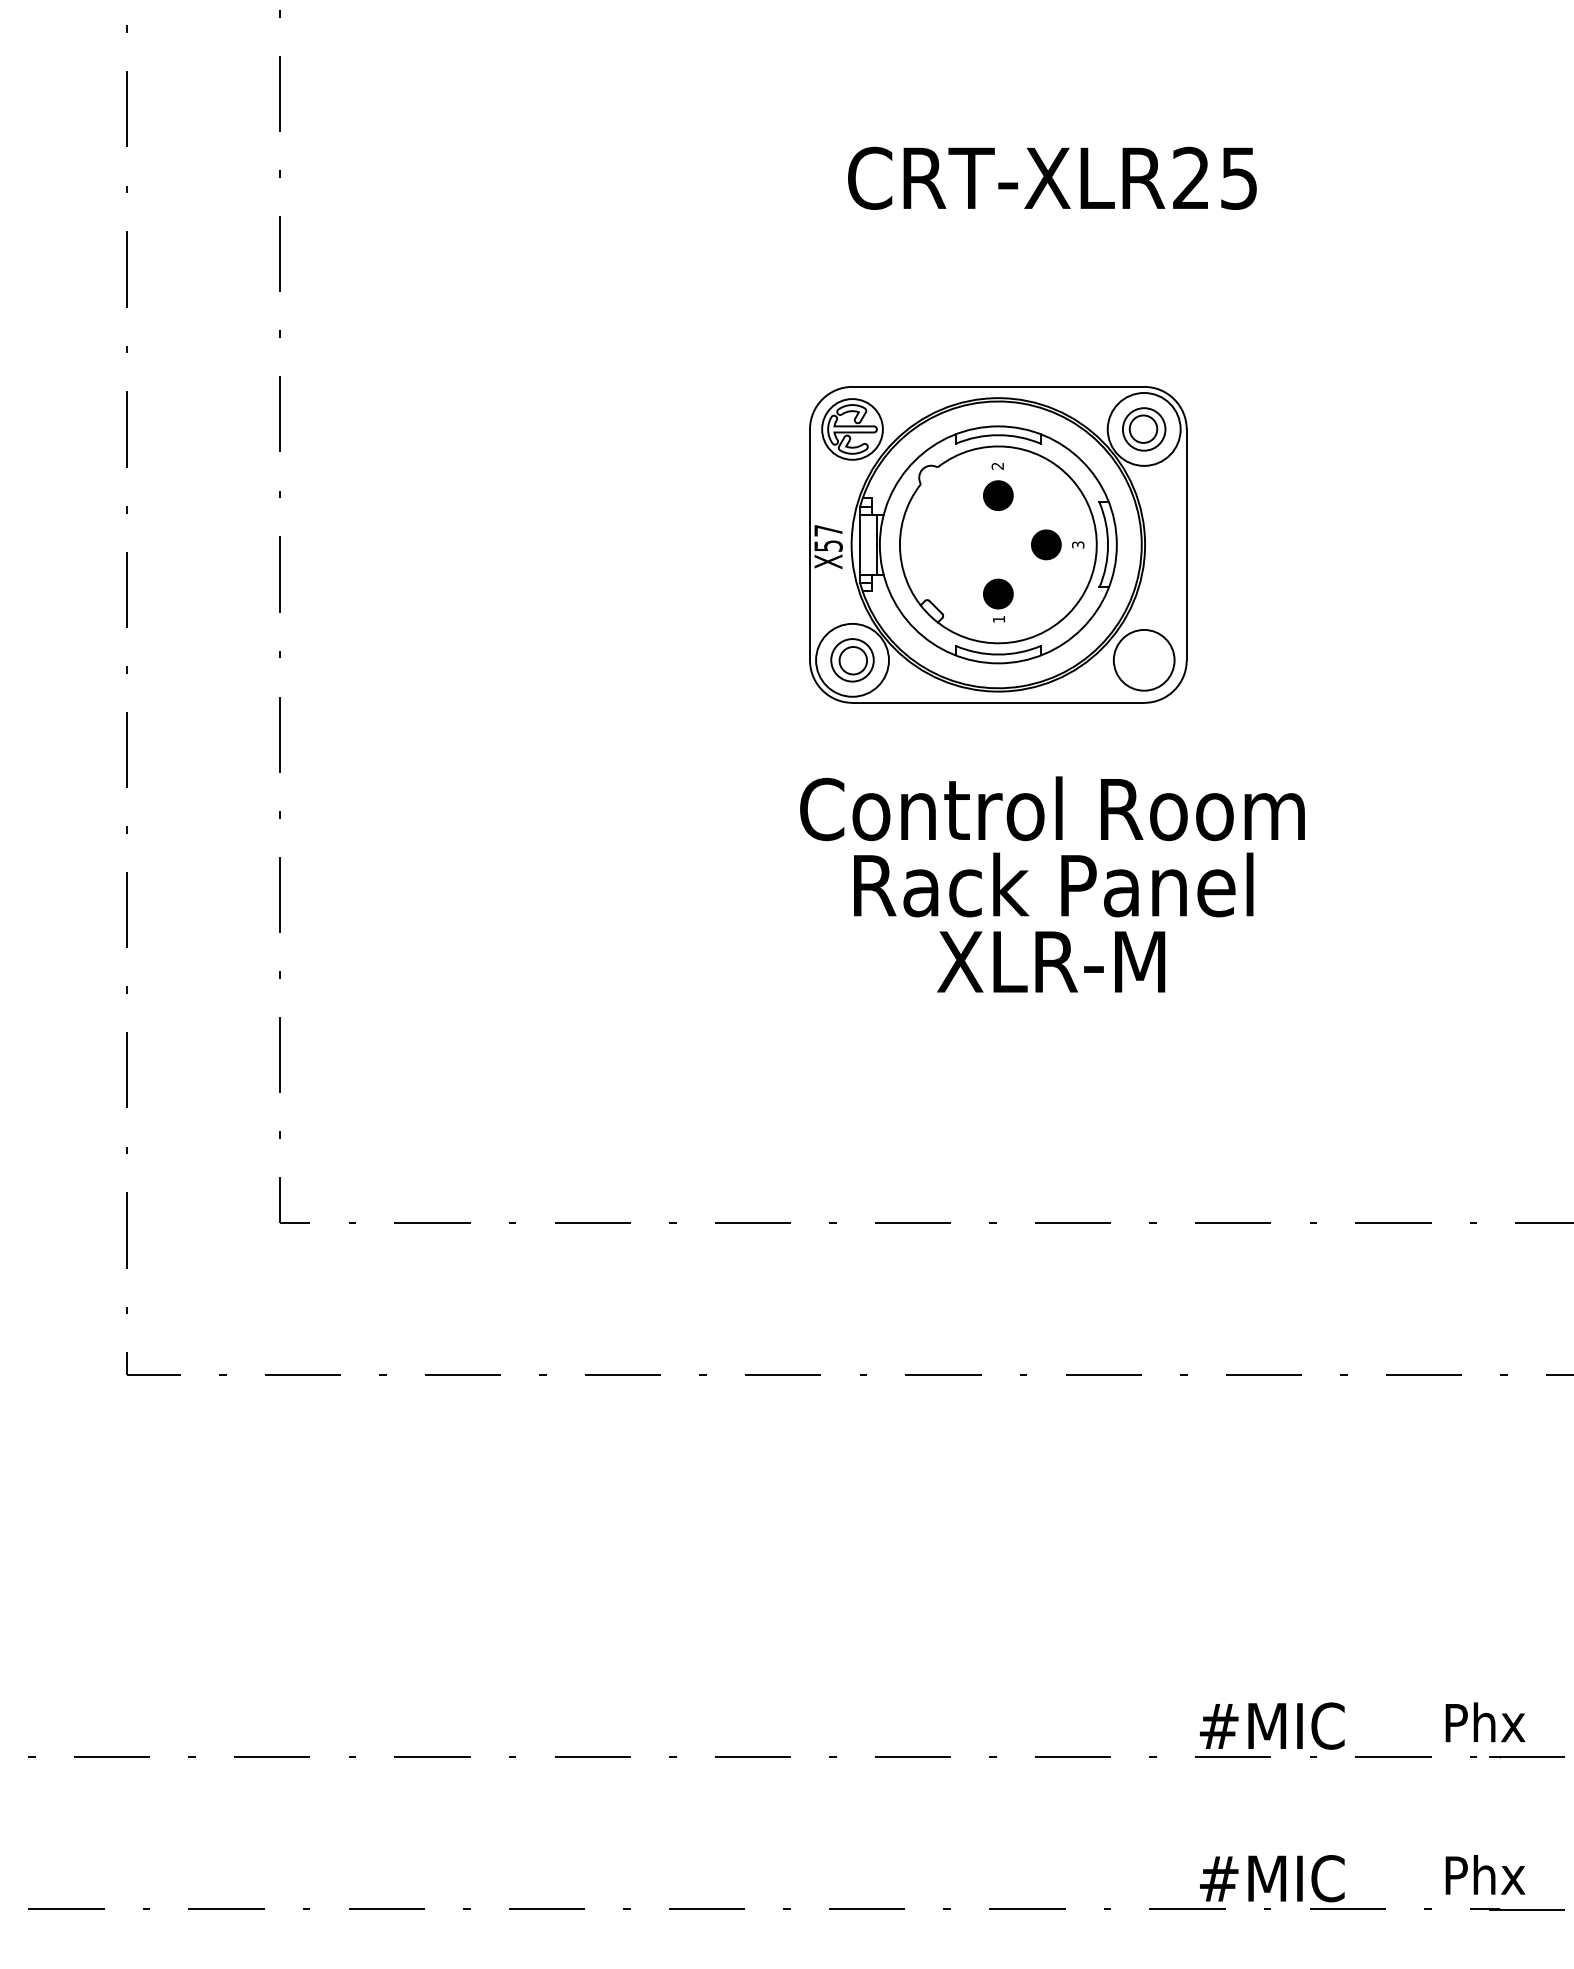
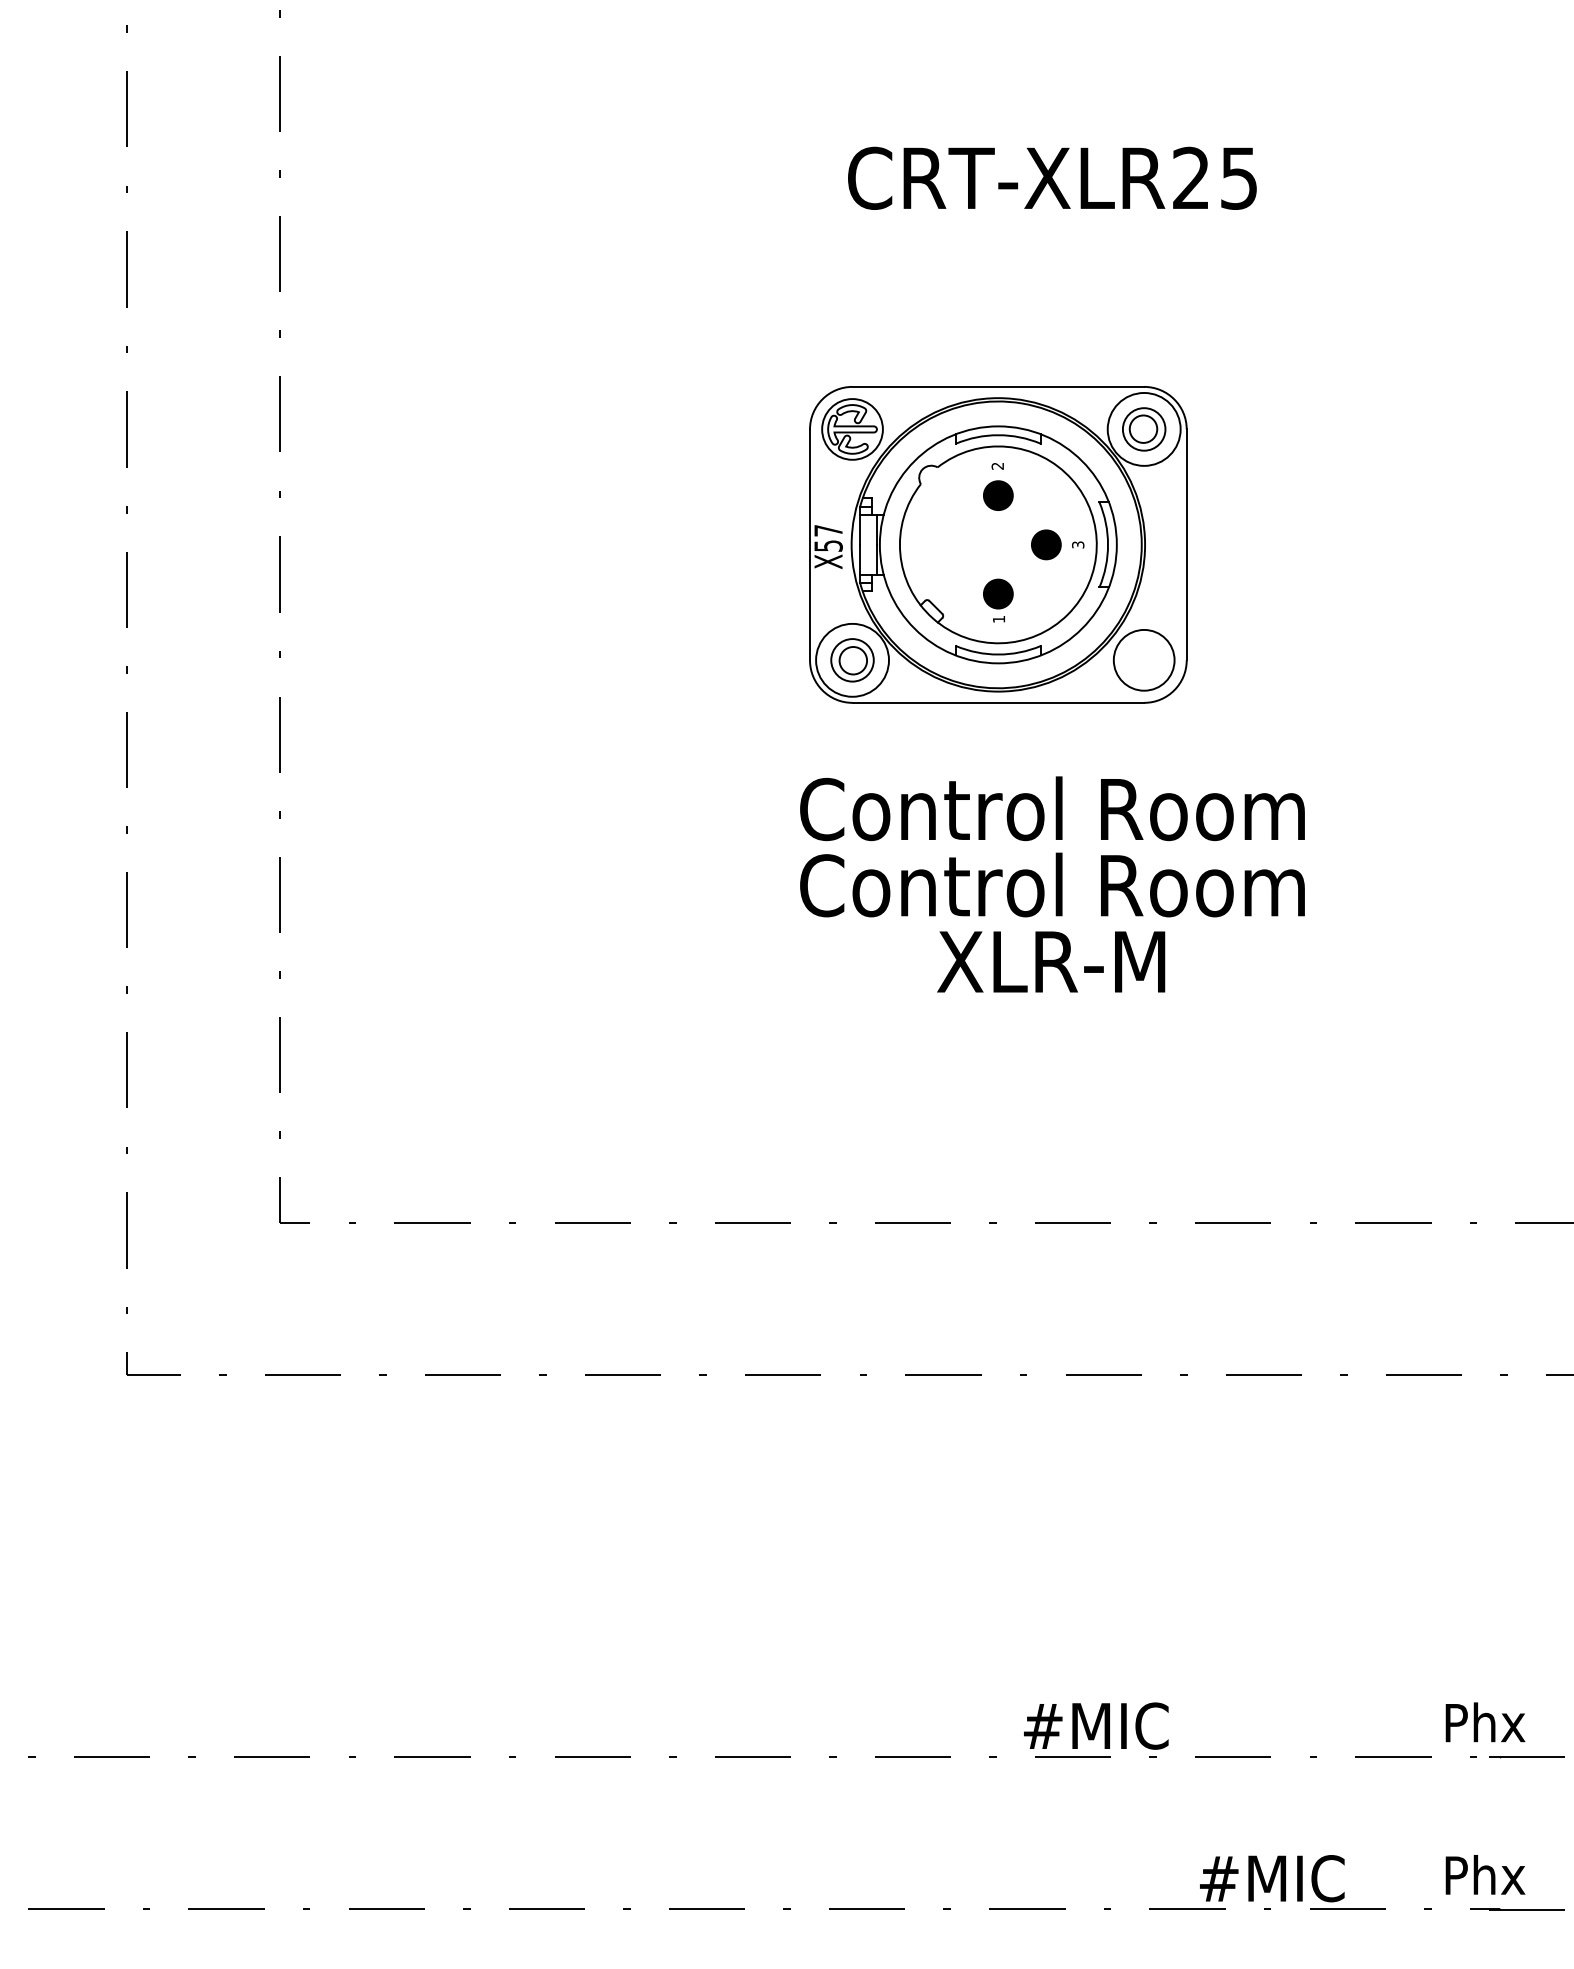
text: Rack Panel -> Control Room (1052, 884)
text position: (1272, 1725) -> (1096, 1725) (1096, 1725)
